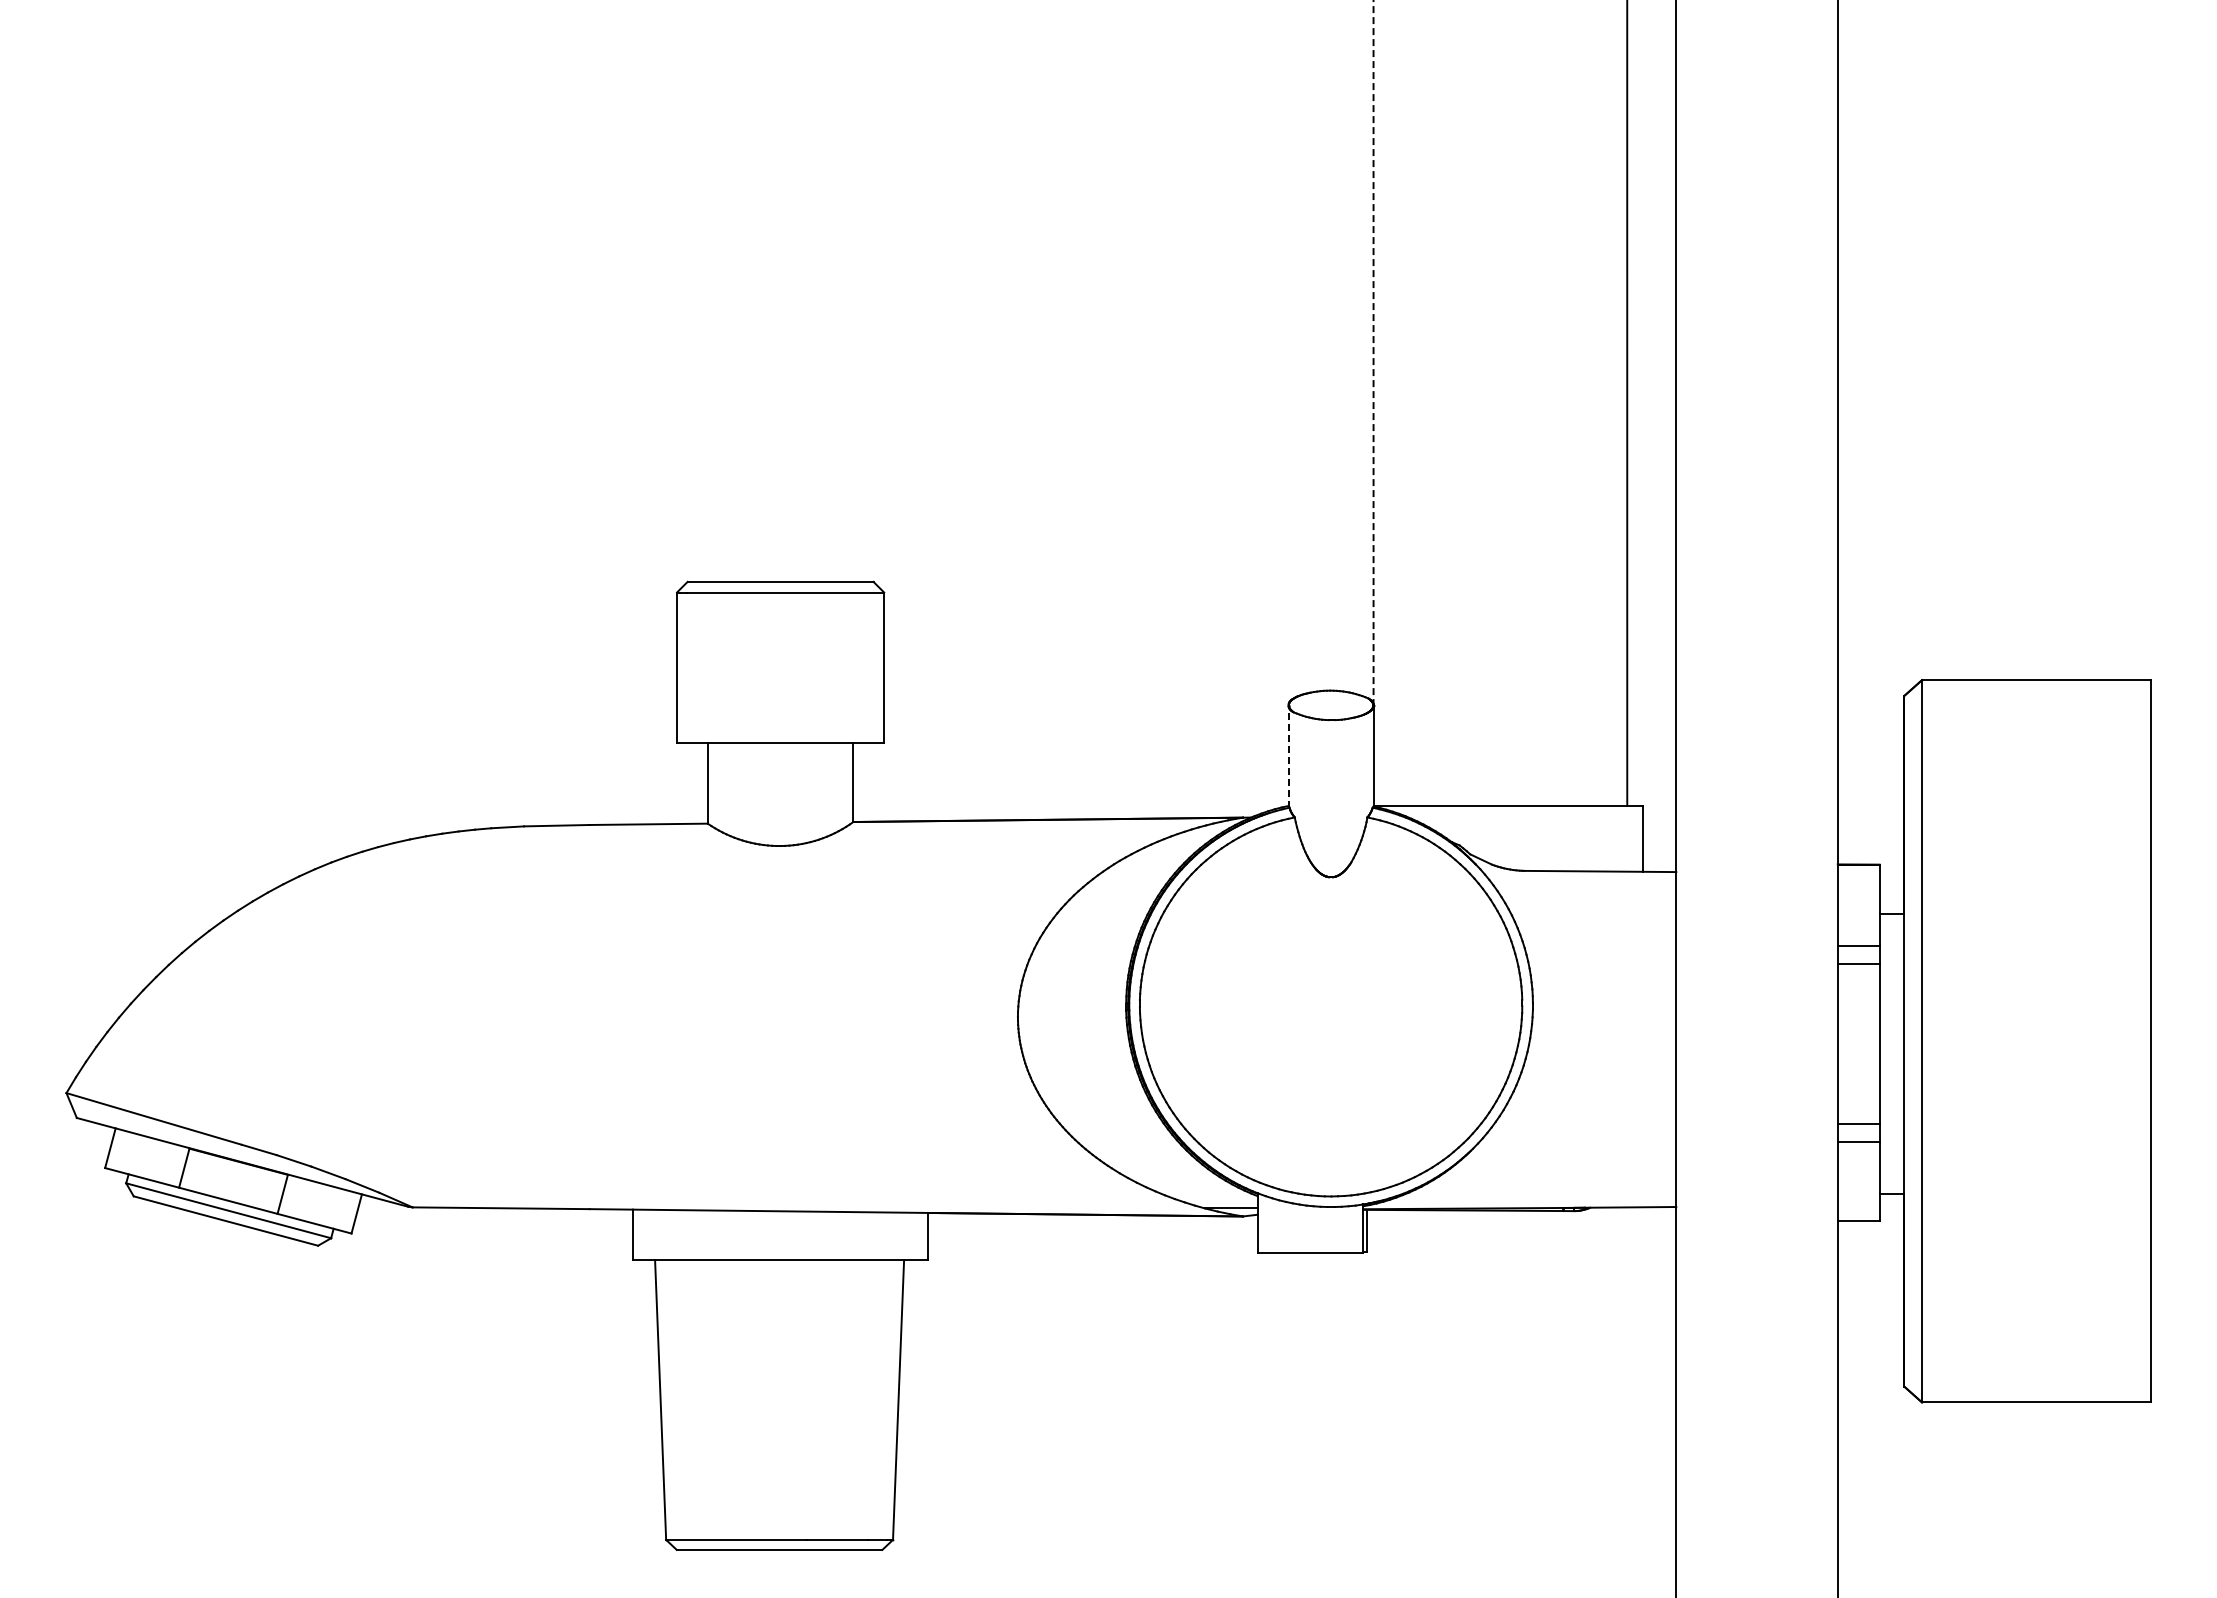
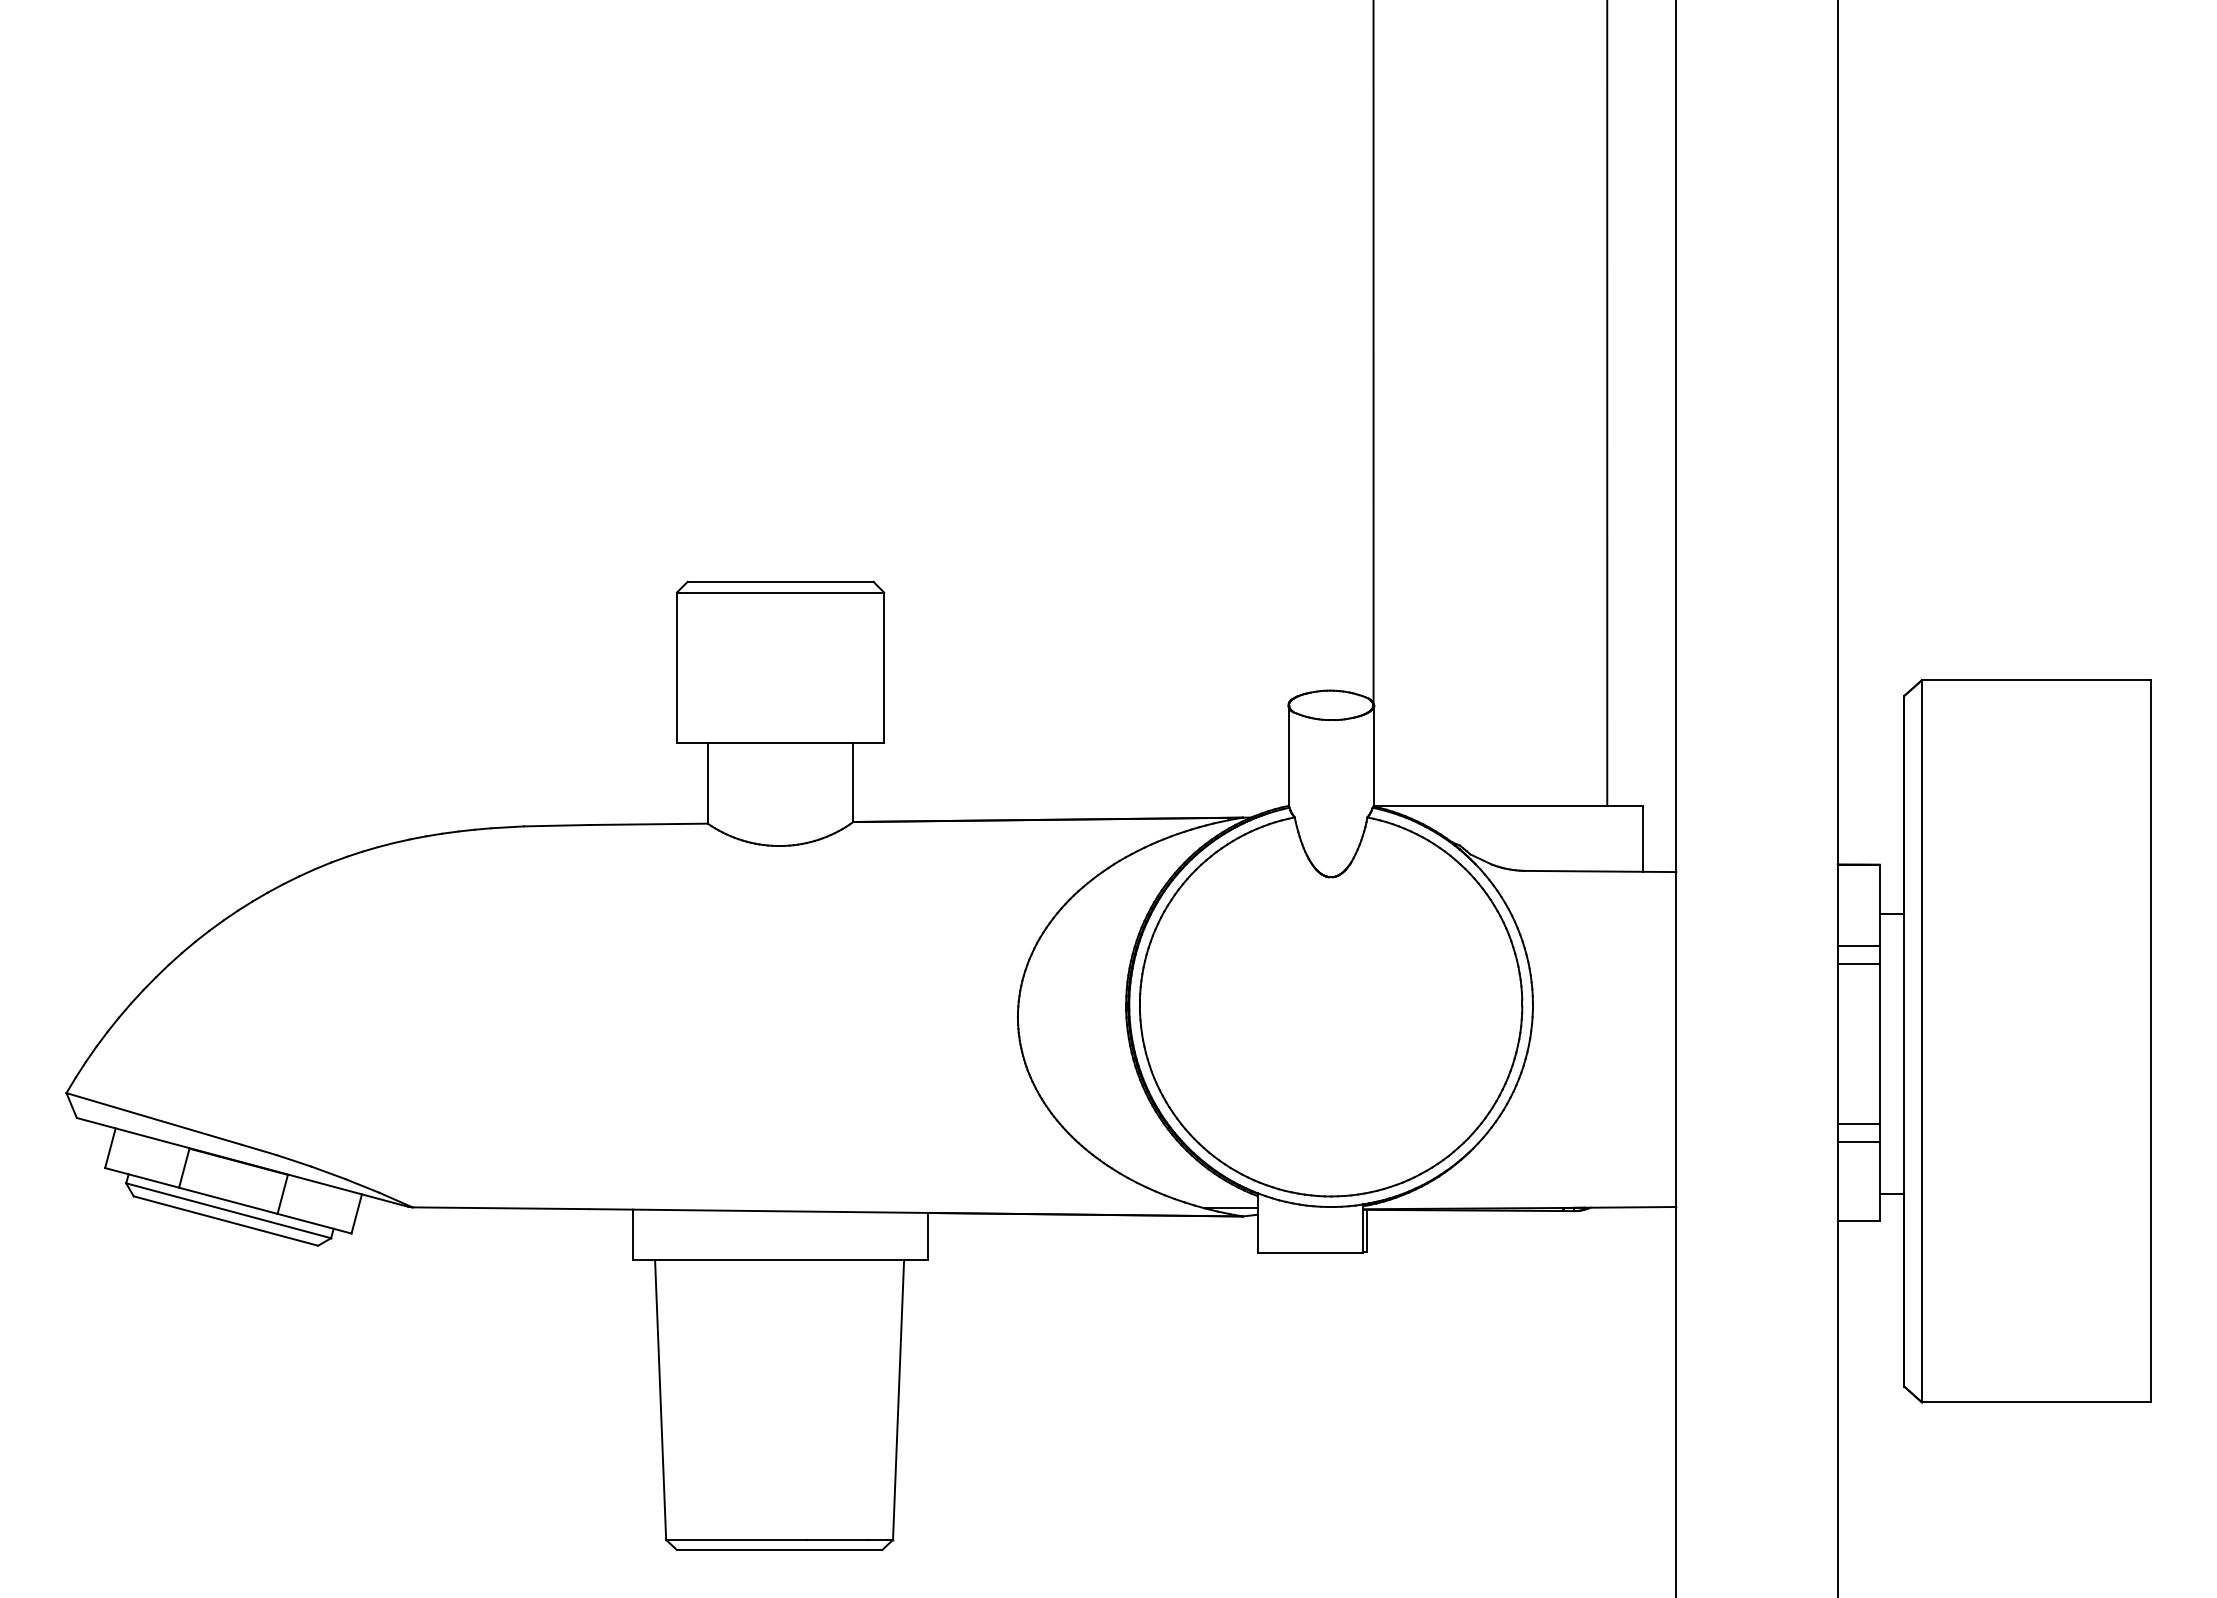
line: dashed -> solid (1373, 352)
line position: (1627, 404) -> (1607, 404) (1607, 404)
line: dashed -> solid (1288, 756)
